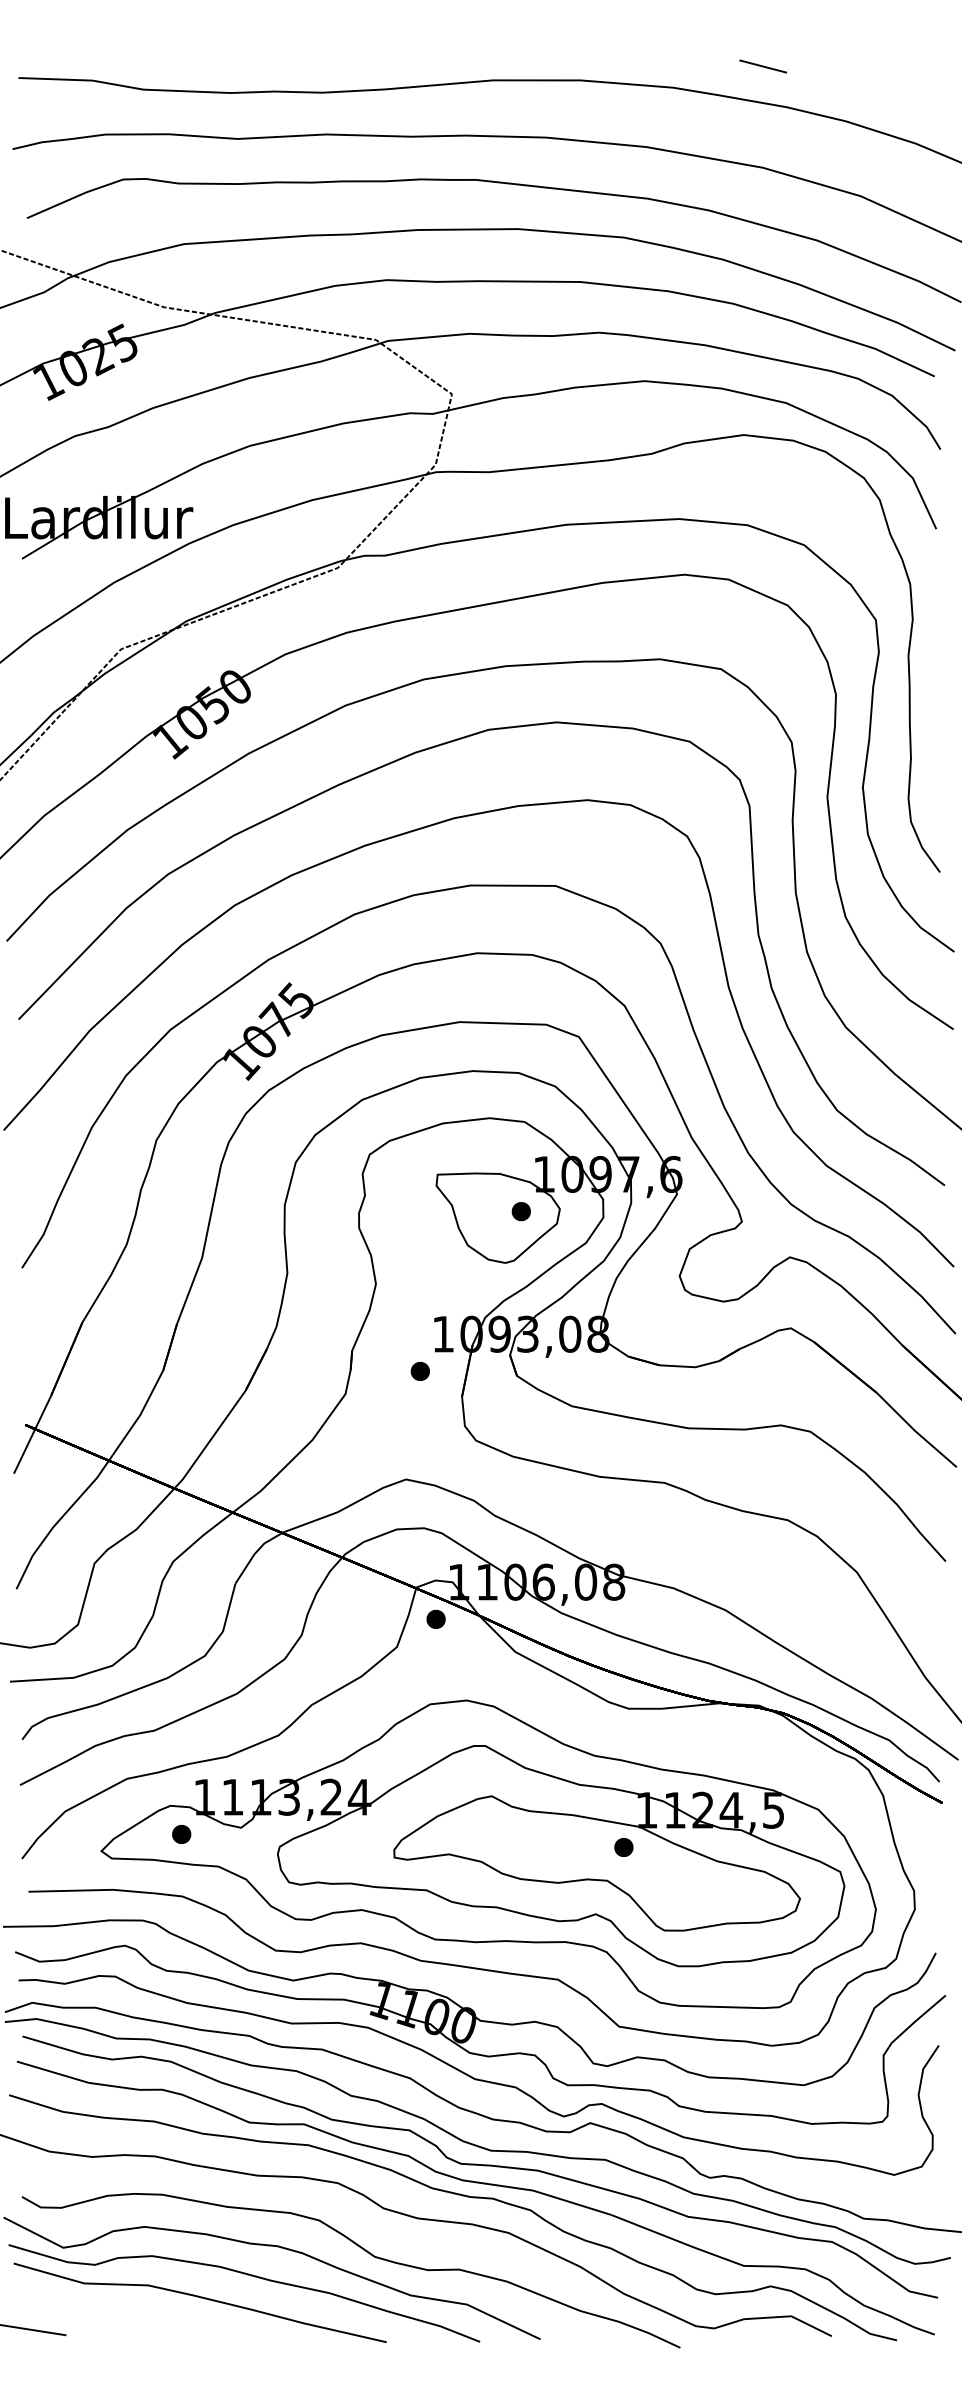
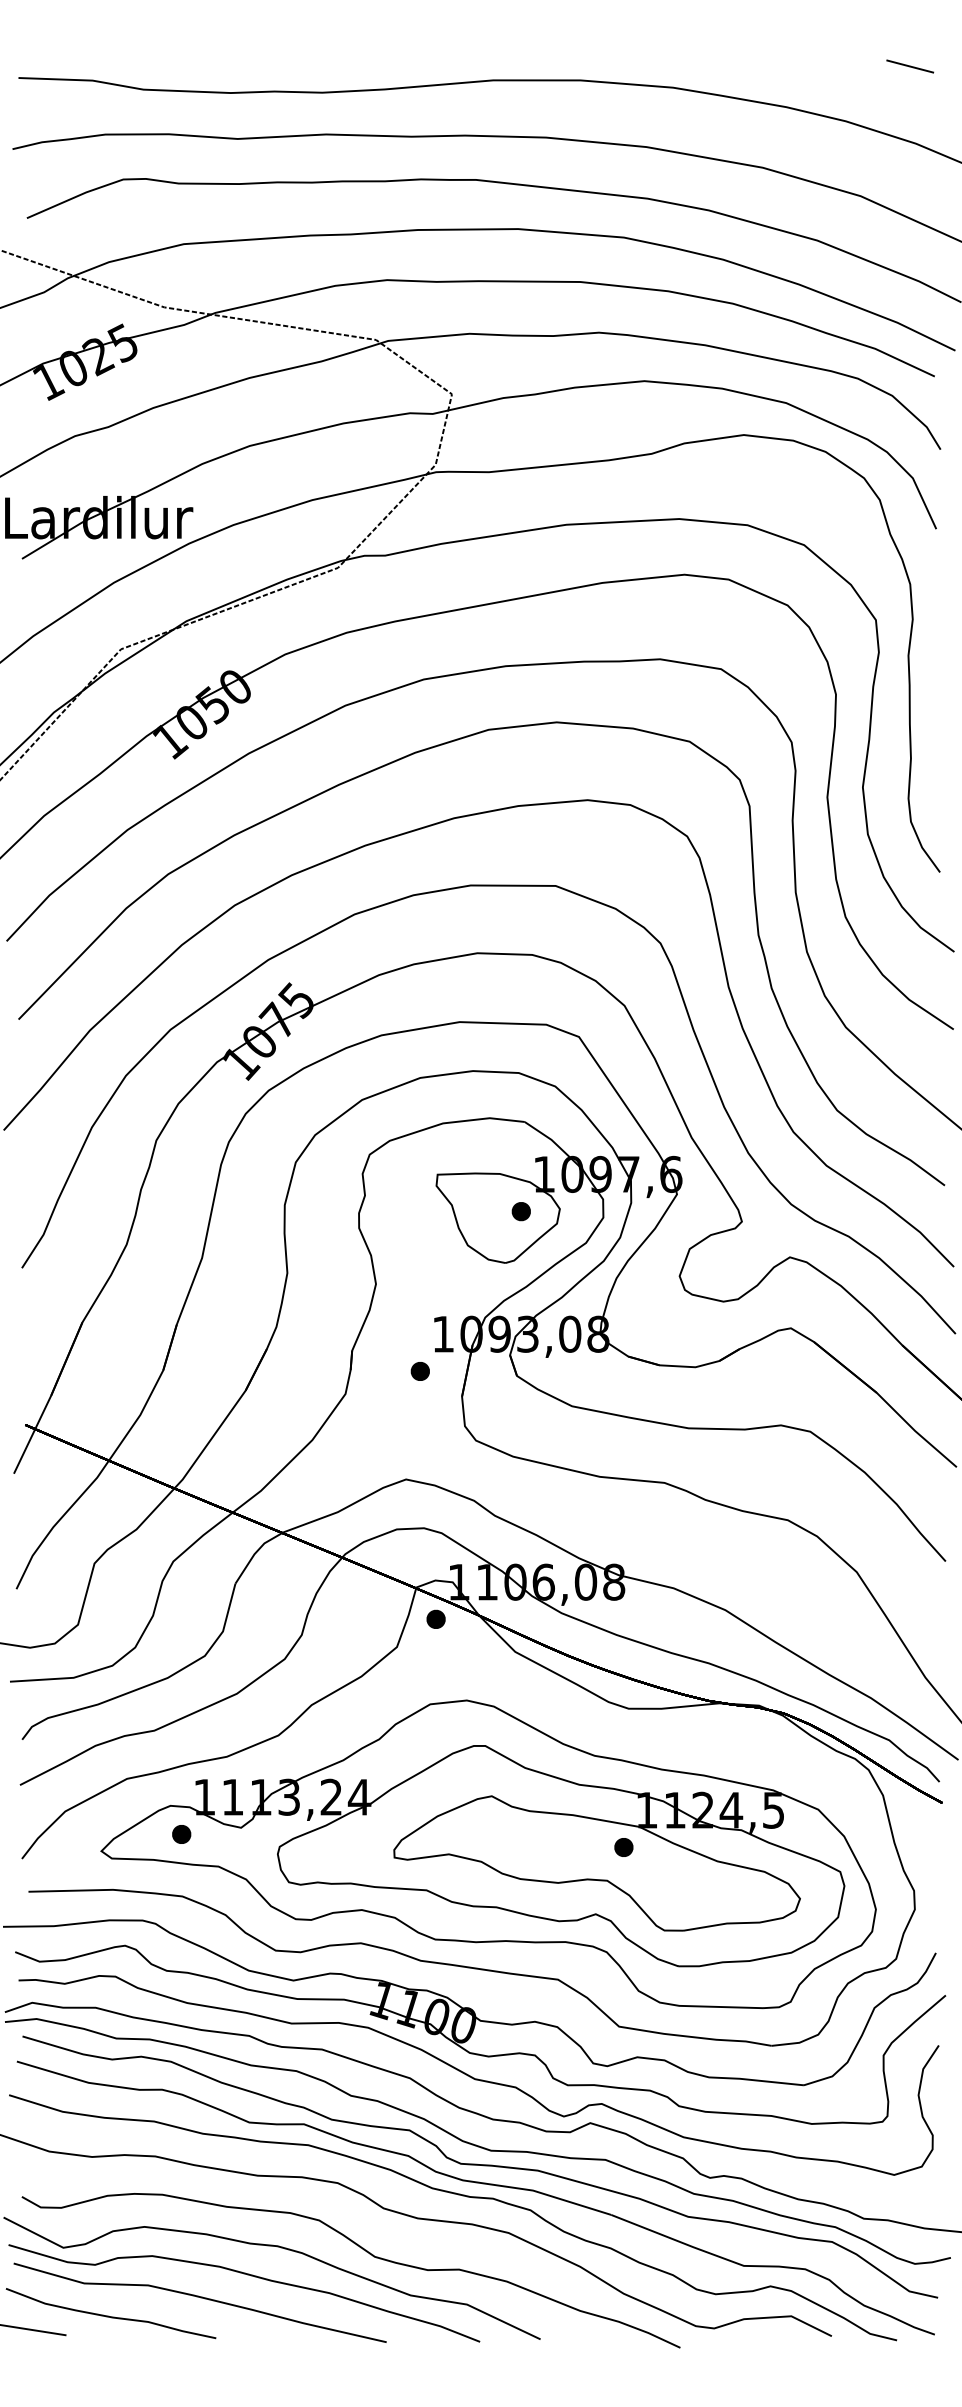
line position: (763, 66) -> (910, 66) (910, 66)
curve: none -> present (108, 2315)
